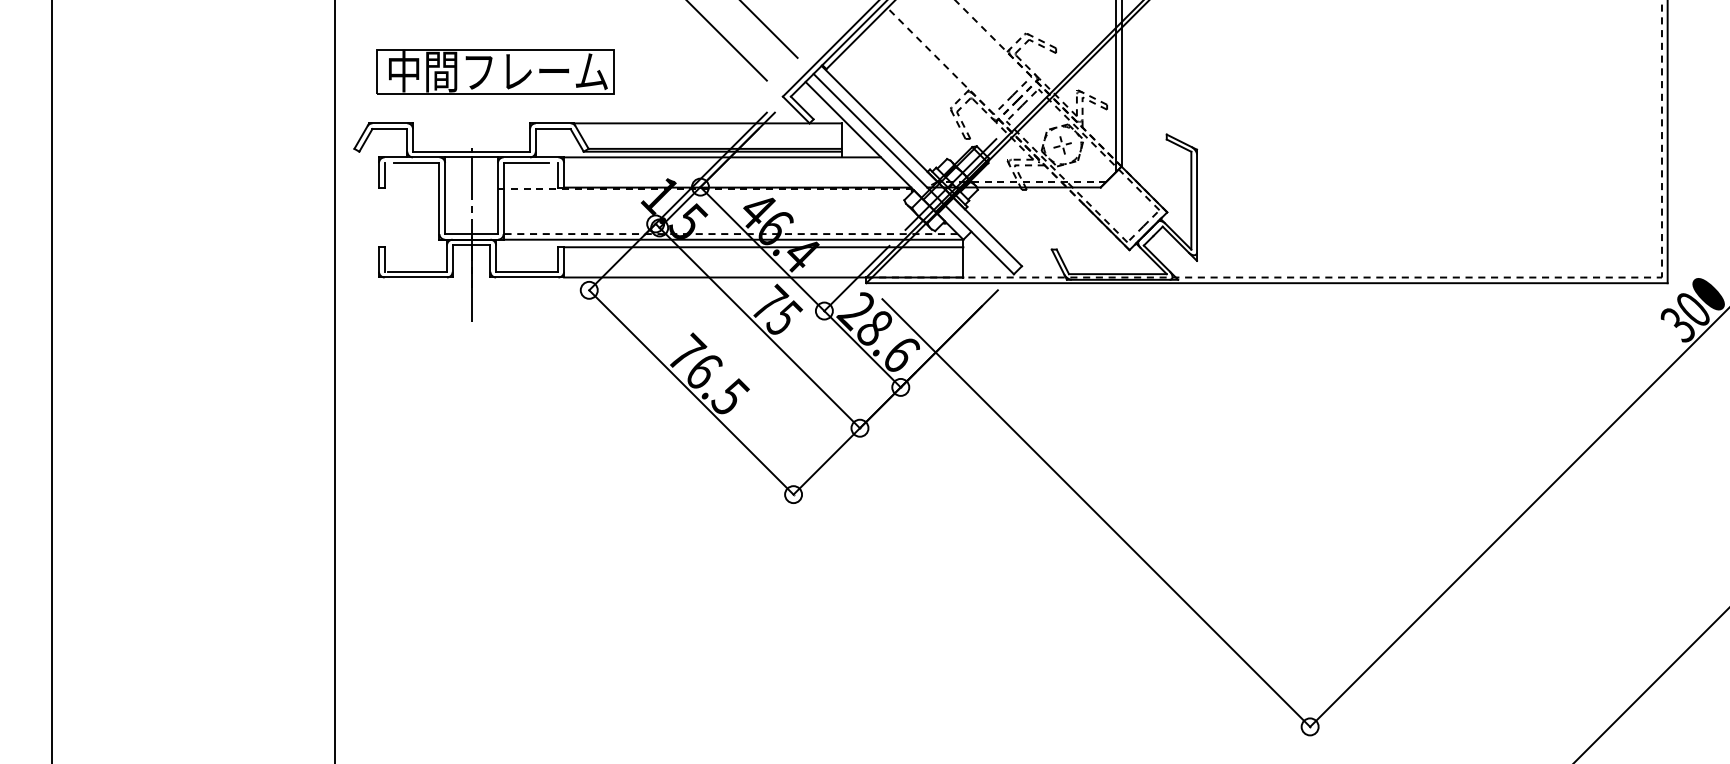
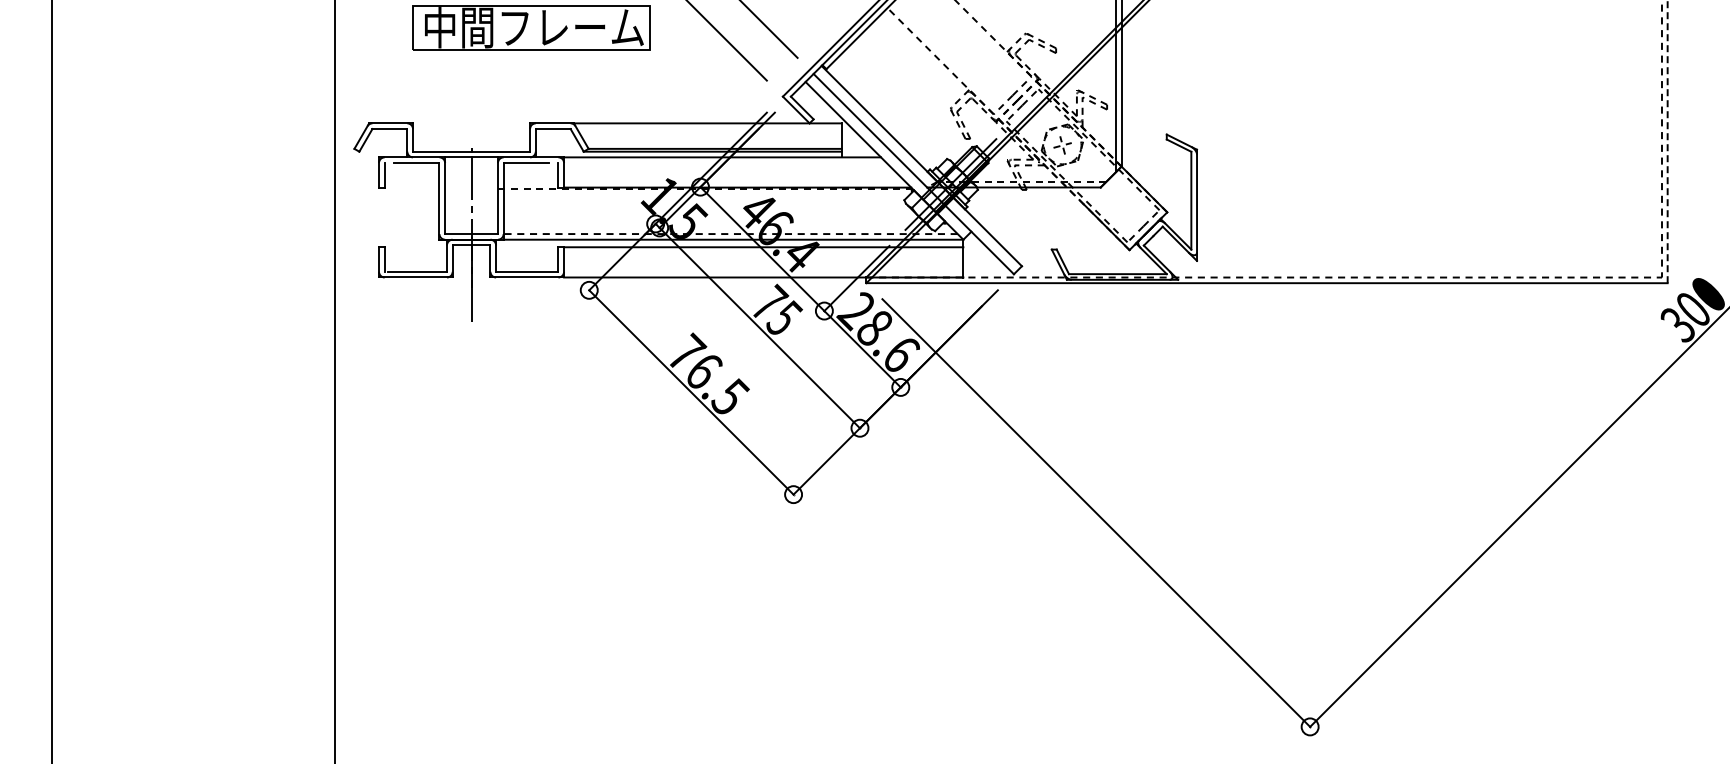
part position: (495, 71) -> (531, 27) (531, 27)
line: solid -> dashed (1667, 141)
line: present -> none (1651, 685)
